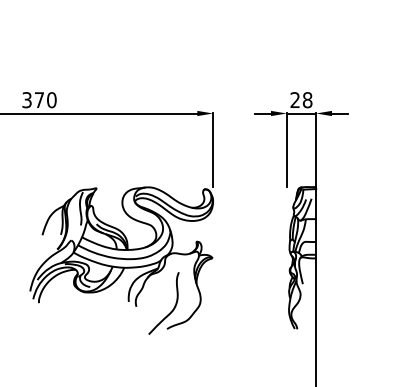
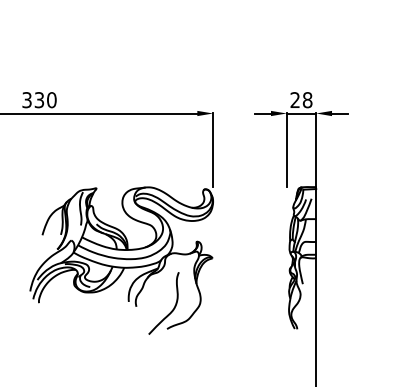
text: 370 -> 330 (39, 100)
